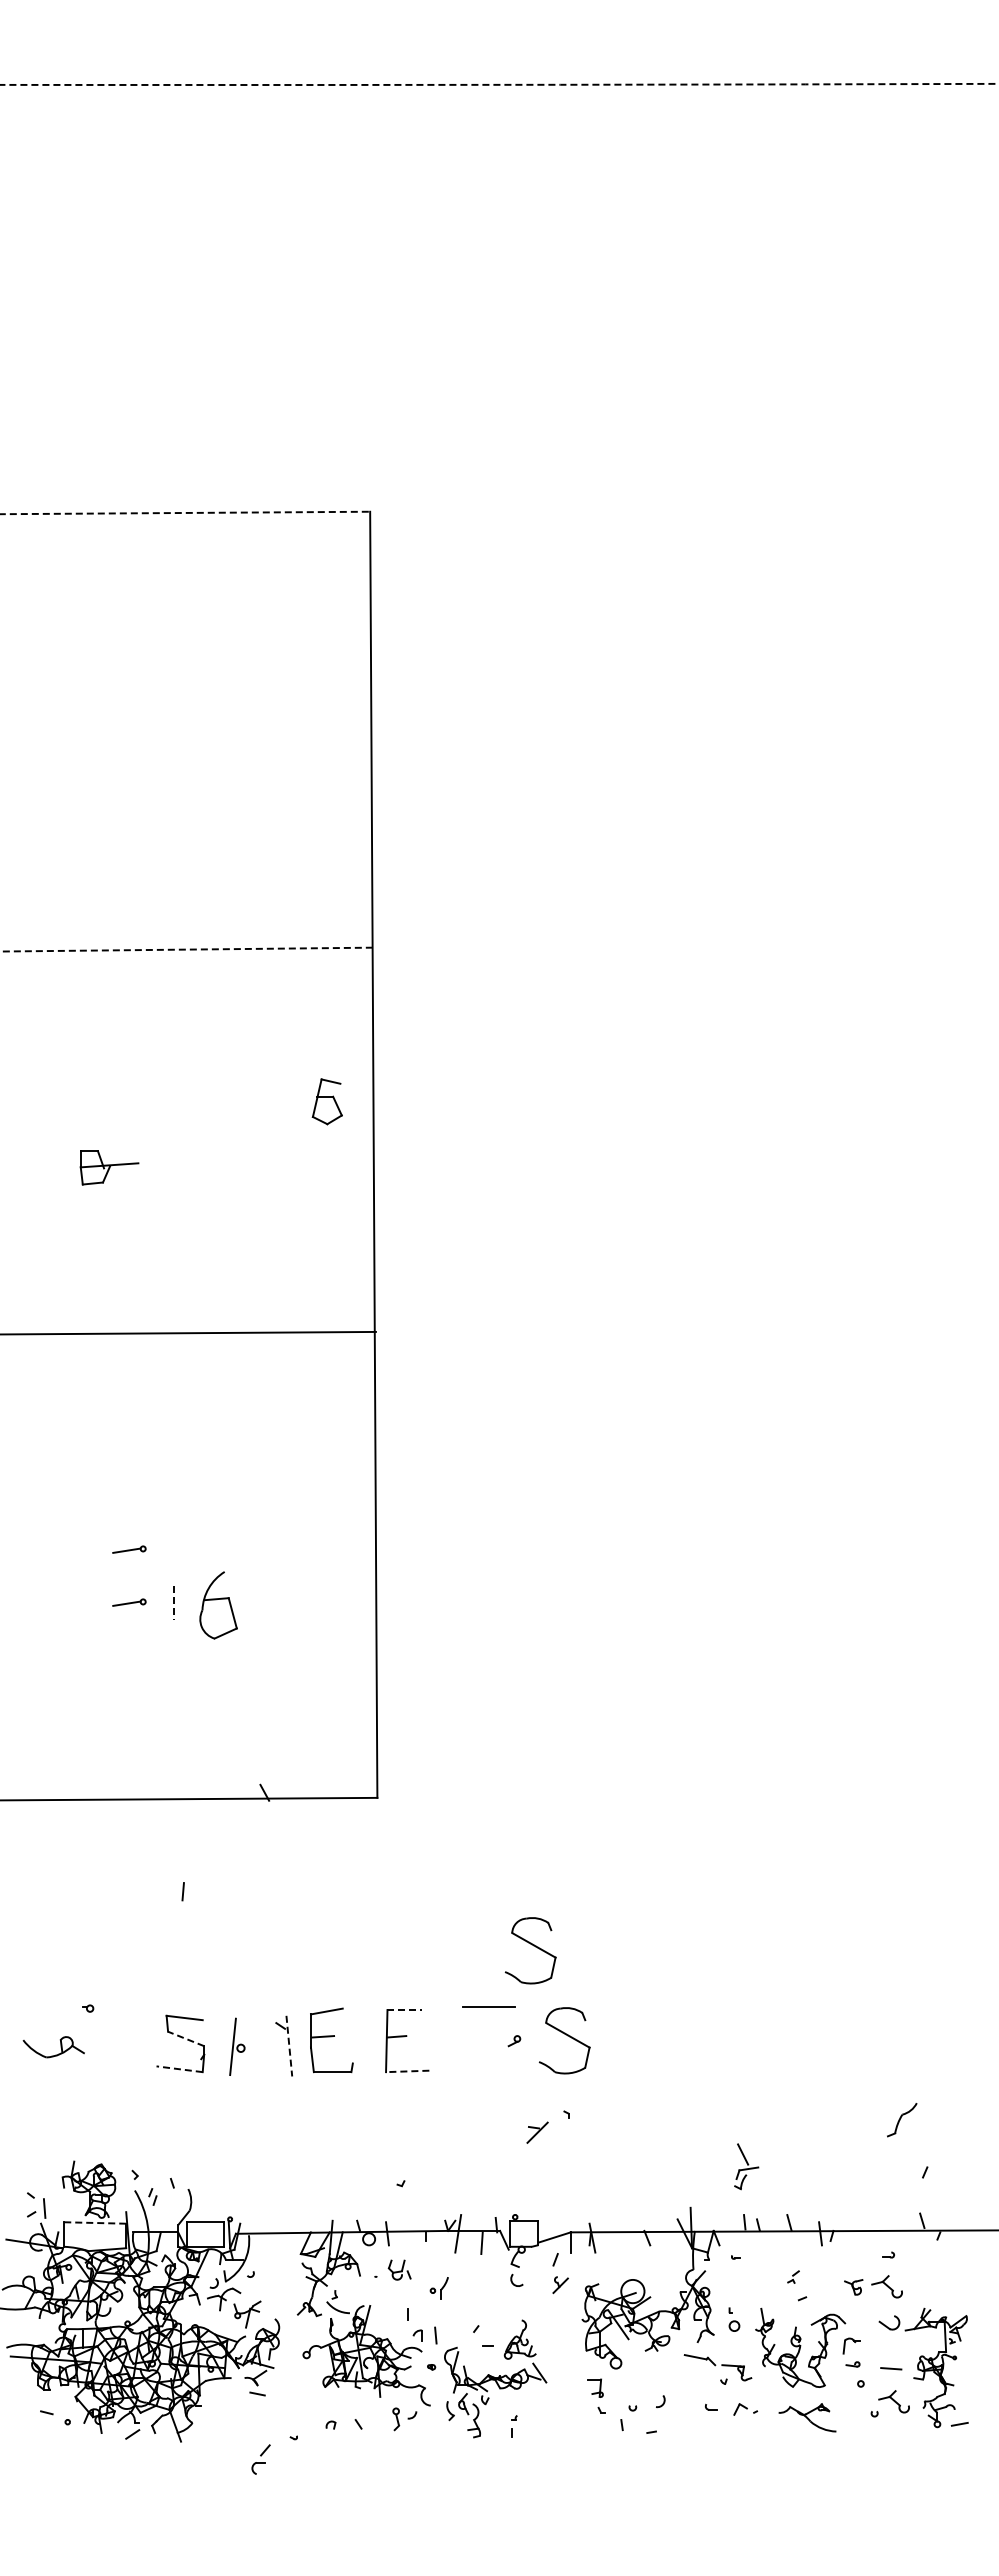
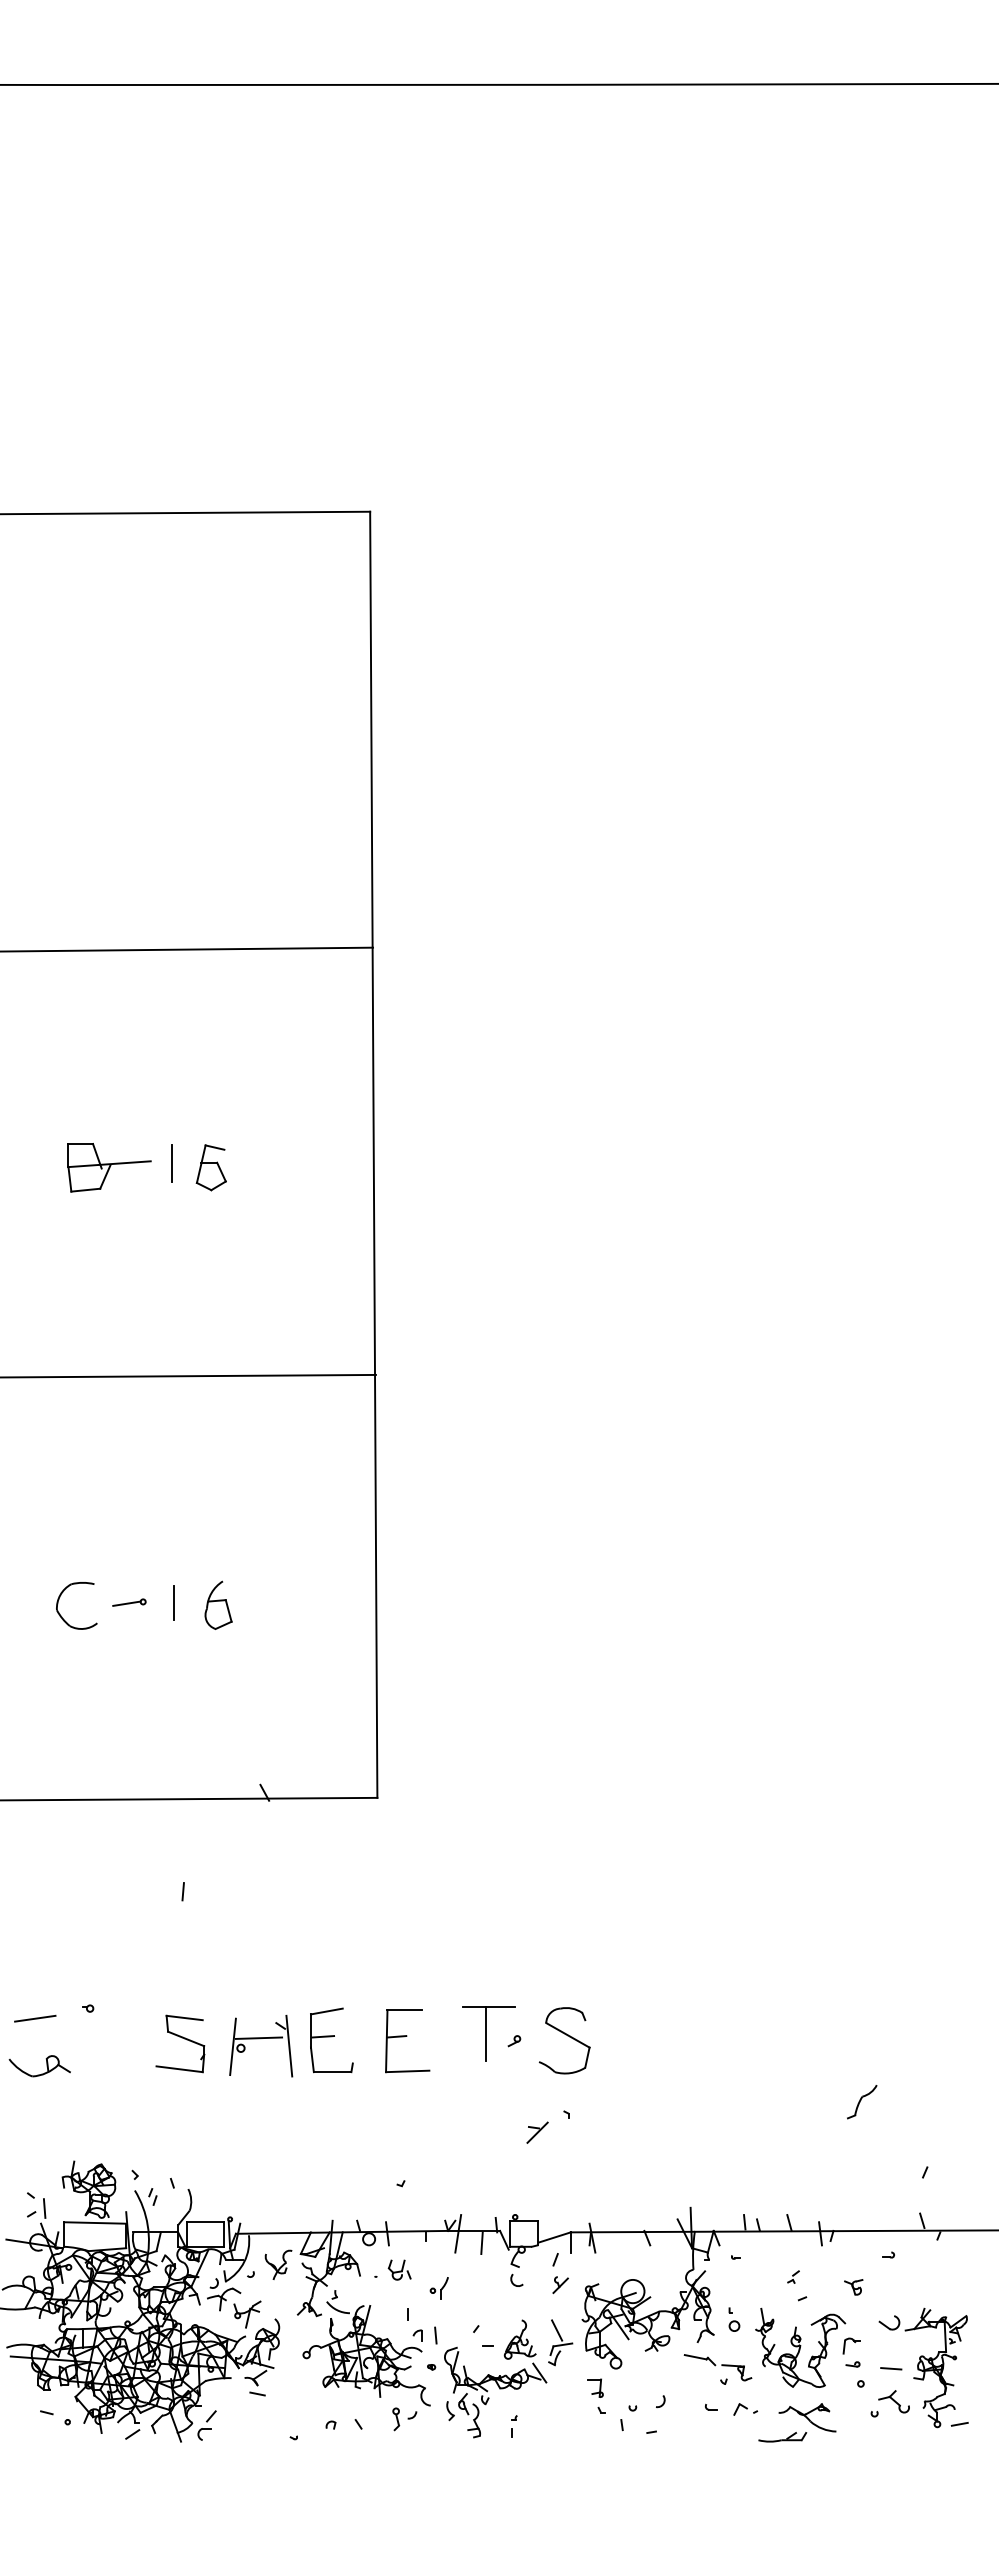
arc: dashed -> solid (499, 84)
line: dashed -> solid (185, 512)
line: dashed -> solid (187, 949)
part position: (326, 1101) -> (210, 1167) (210, 1167)
line: none -> present (172, 1163)
part size: 61x36 px -> 85x50 px (109, 1167)
line position: (188, 1332) -> (188, 1375) (188, 1375)
part: present -> none (129, 1549)
line: dashed -> solid (173, 1603)
part size: 39x69 px -> 29x50 px (218, 1604)
part: none -> present (62, 1616)
part: present -> none (530, 1950)
line: dashed -> solid (405, 2010)
line: none -> present (35, 2018)
line: none -> present (485, 2033)
line: none -> present (258, 2037)
line: dashed -> solid (185, 2038)
line: dashed -> solid (289, 2046)
part position: (60, 2047) -> (46, 2066) (46, 2066)
line: dashed -> solid (179, 2069)
line: dashed -> solid (407, 2071)
part position: (902, 2120) -> (862, 2102) (862, 2102)
part position: (746, 2166) -> (560, 2342) (560, 2342)
line: dashed -> solid (94, 2222)
part: none -> present (278, 2264)
part: present -> none (886, 2286)
part: none -> present (782, 2437)
part position: (260, 2459) -> (206, 2425) (206, 2425)
